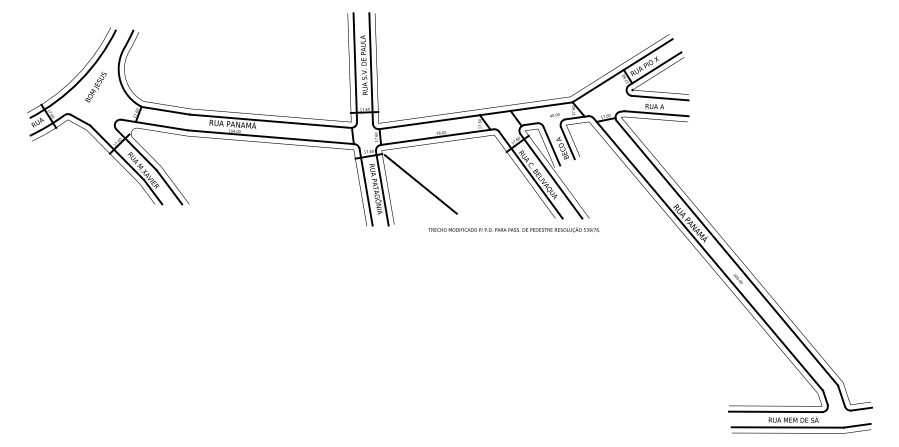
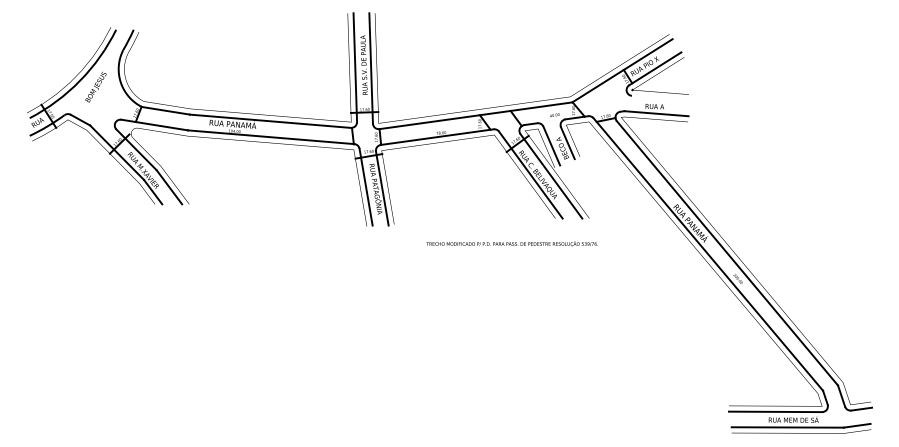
line: present -> none (659, 97)
line: present -> none (420, 184)
text position: (513, 229) -> (511, 243) (511, 243)
